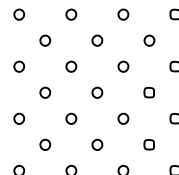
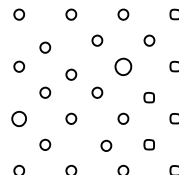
part position: (45, 40) -> (45, 47) (45, 47)
part position: (71, 66) -> (71, 74) (71, 74)
part size: 13x13 px -> 19x20 px (123, 66)
part position: (148, 92) -> (148, 97) (148, 97)
part size: 13x13 px -> 16x18 px (18, 118)
part position: (97, 144) -> (106, 145) (106, 145)
